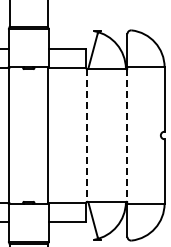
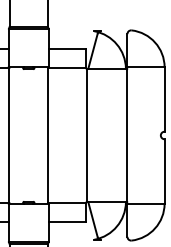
line: dashed -> solid (86, 135)
line: dashed -> solid (126, 135)
